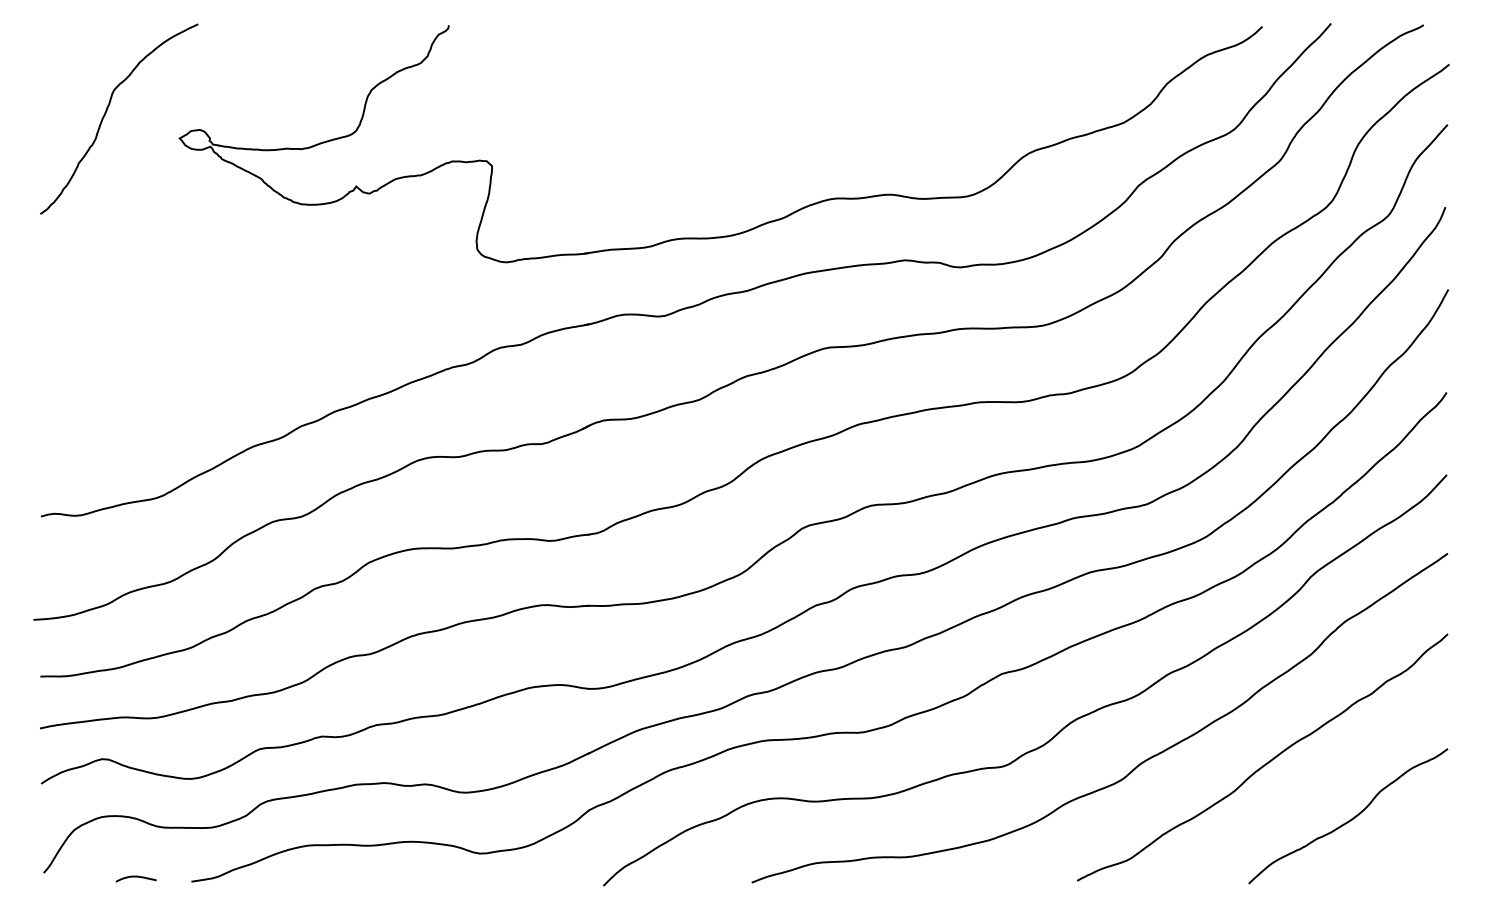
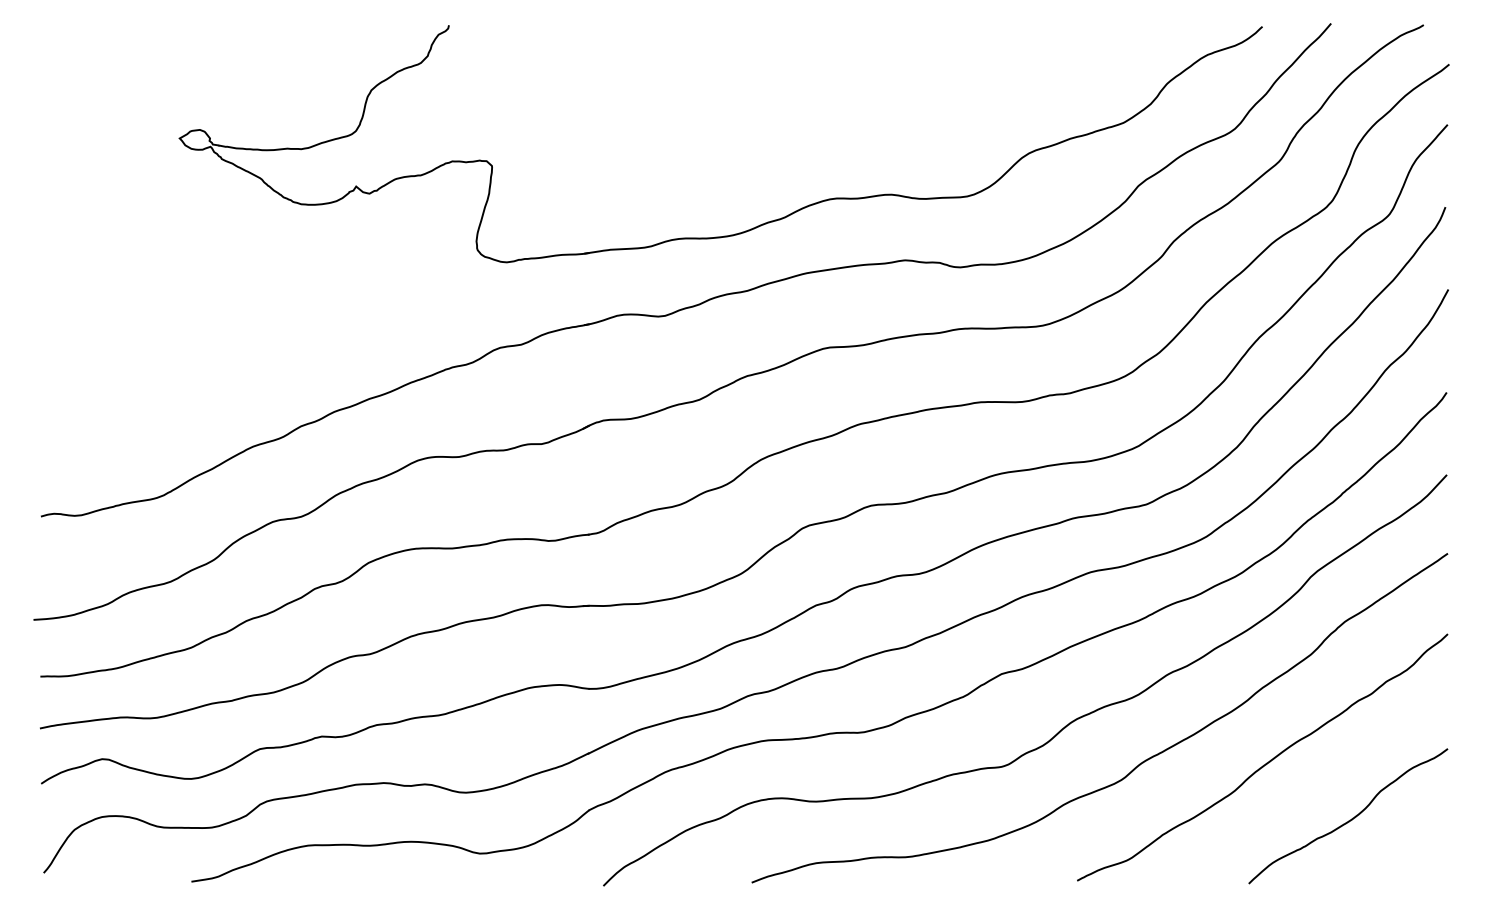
curve: present -> none (107, 111)
curve: present -> none (135, 877)
